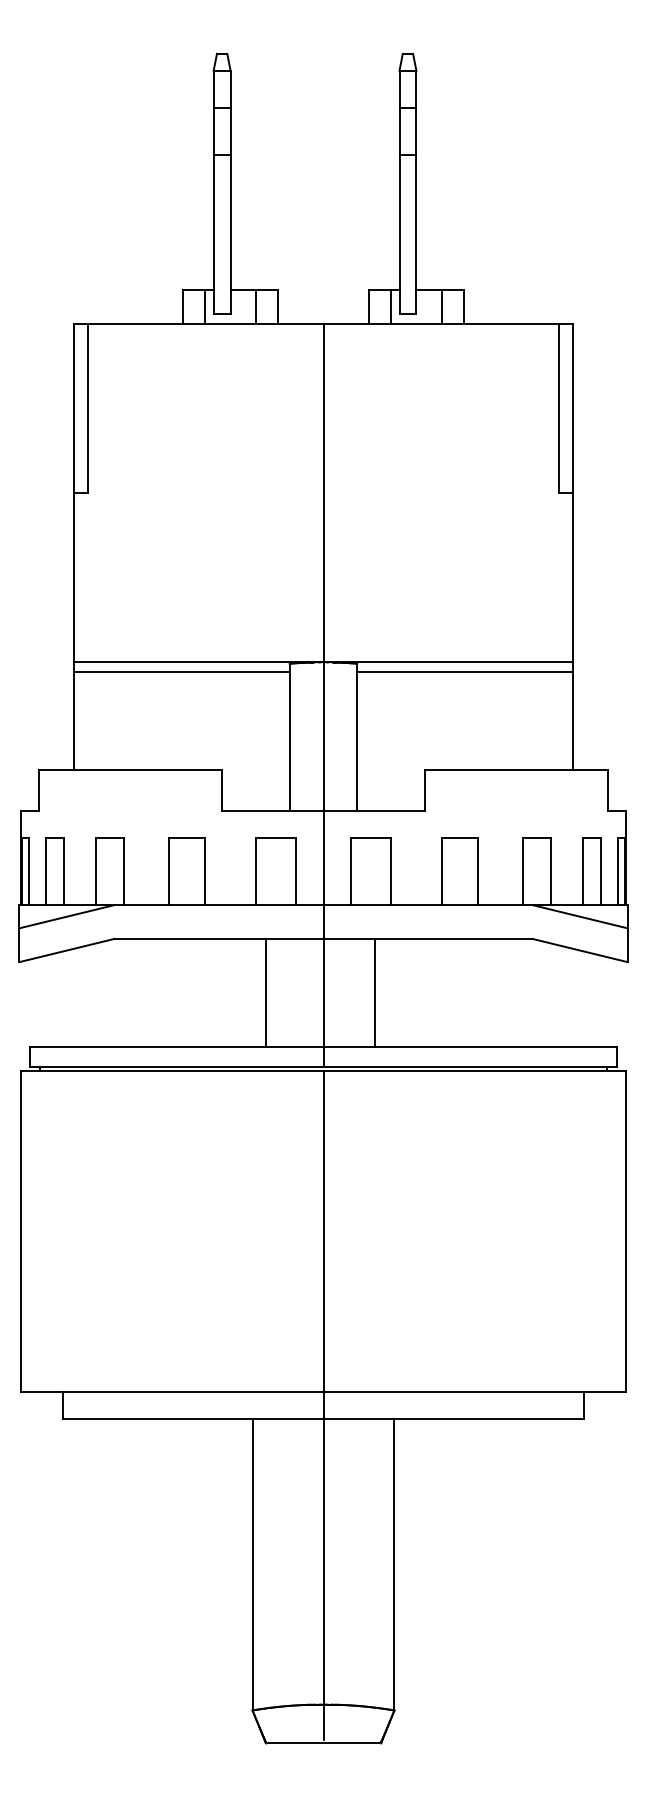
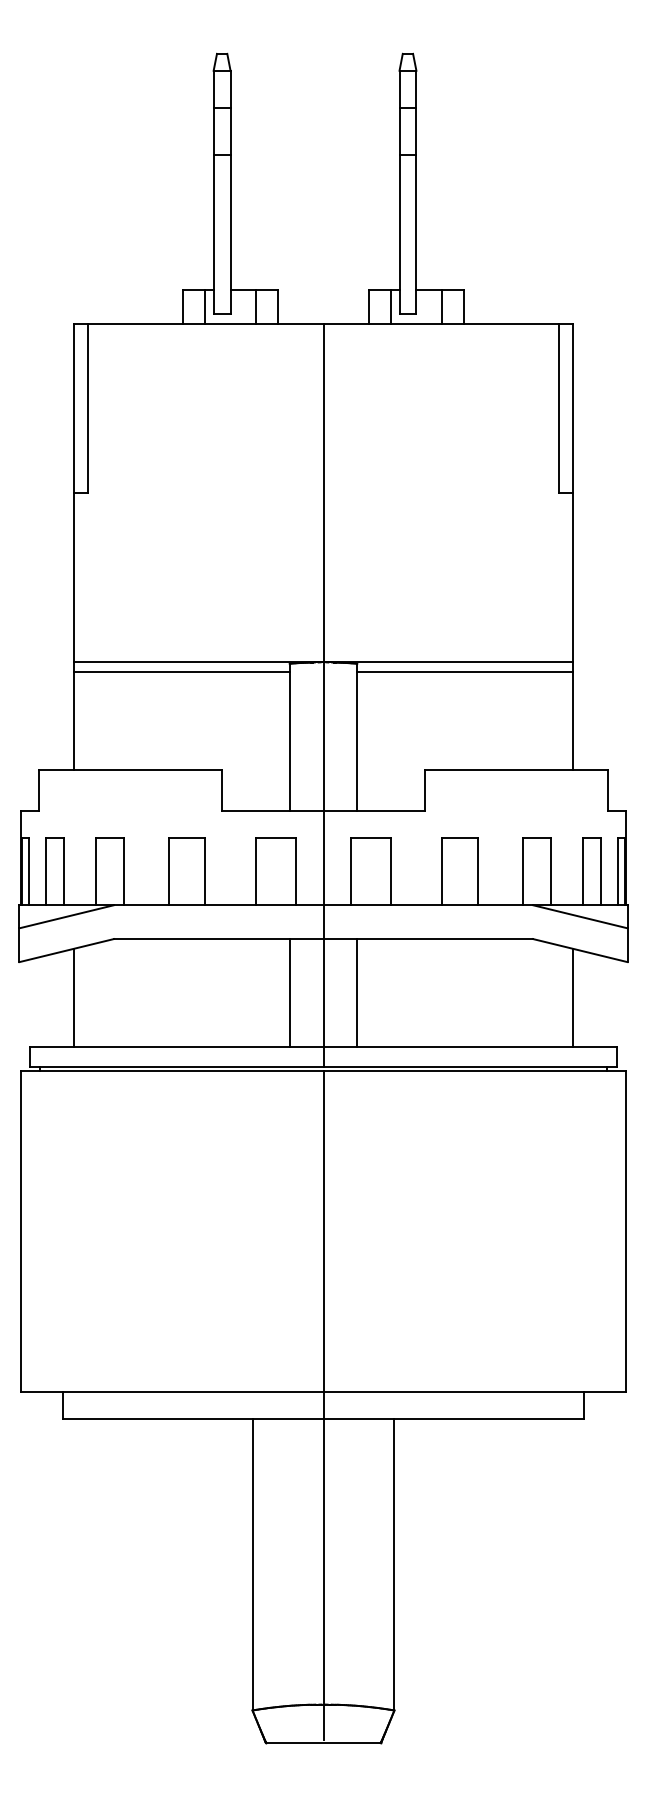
line position: (265, 993) -> (289, 993) (289, 993)
line position: (375, 993) -> (357, 993) (357, 993)
line: none -> present (73, 997)
line: none -> present (573, 997)
